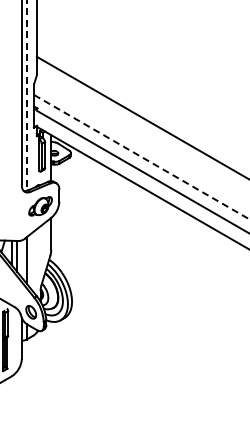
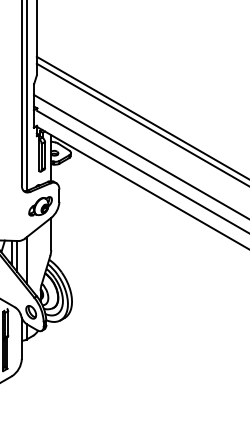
line: dashed -> solid (26, 96)
line: none -> present (141, 123)
line: dashed -> solid (142, 157)
